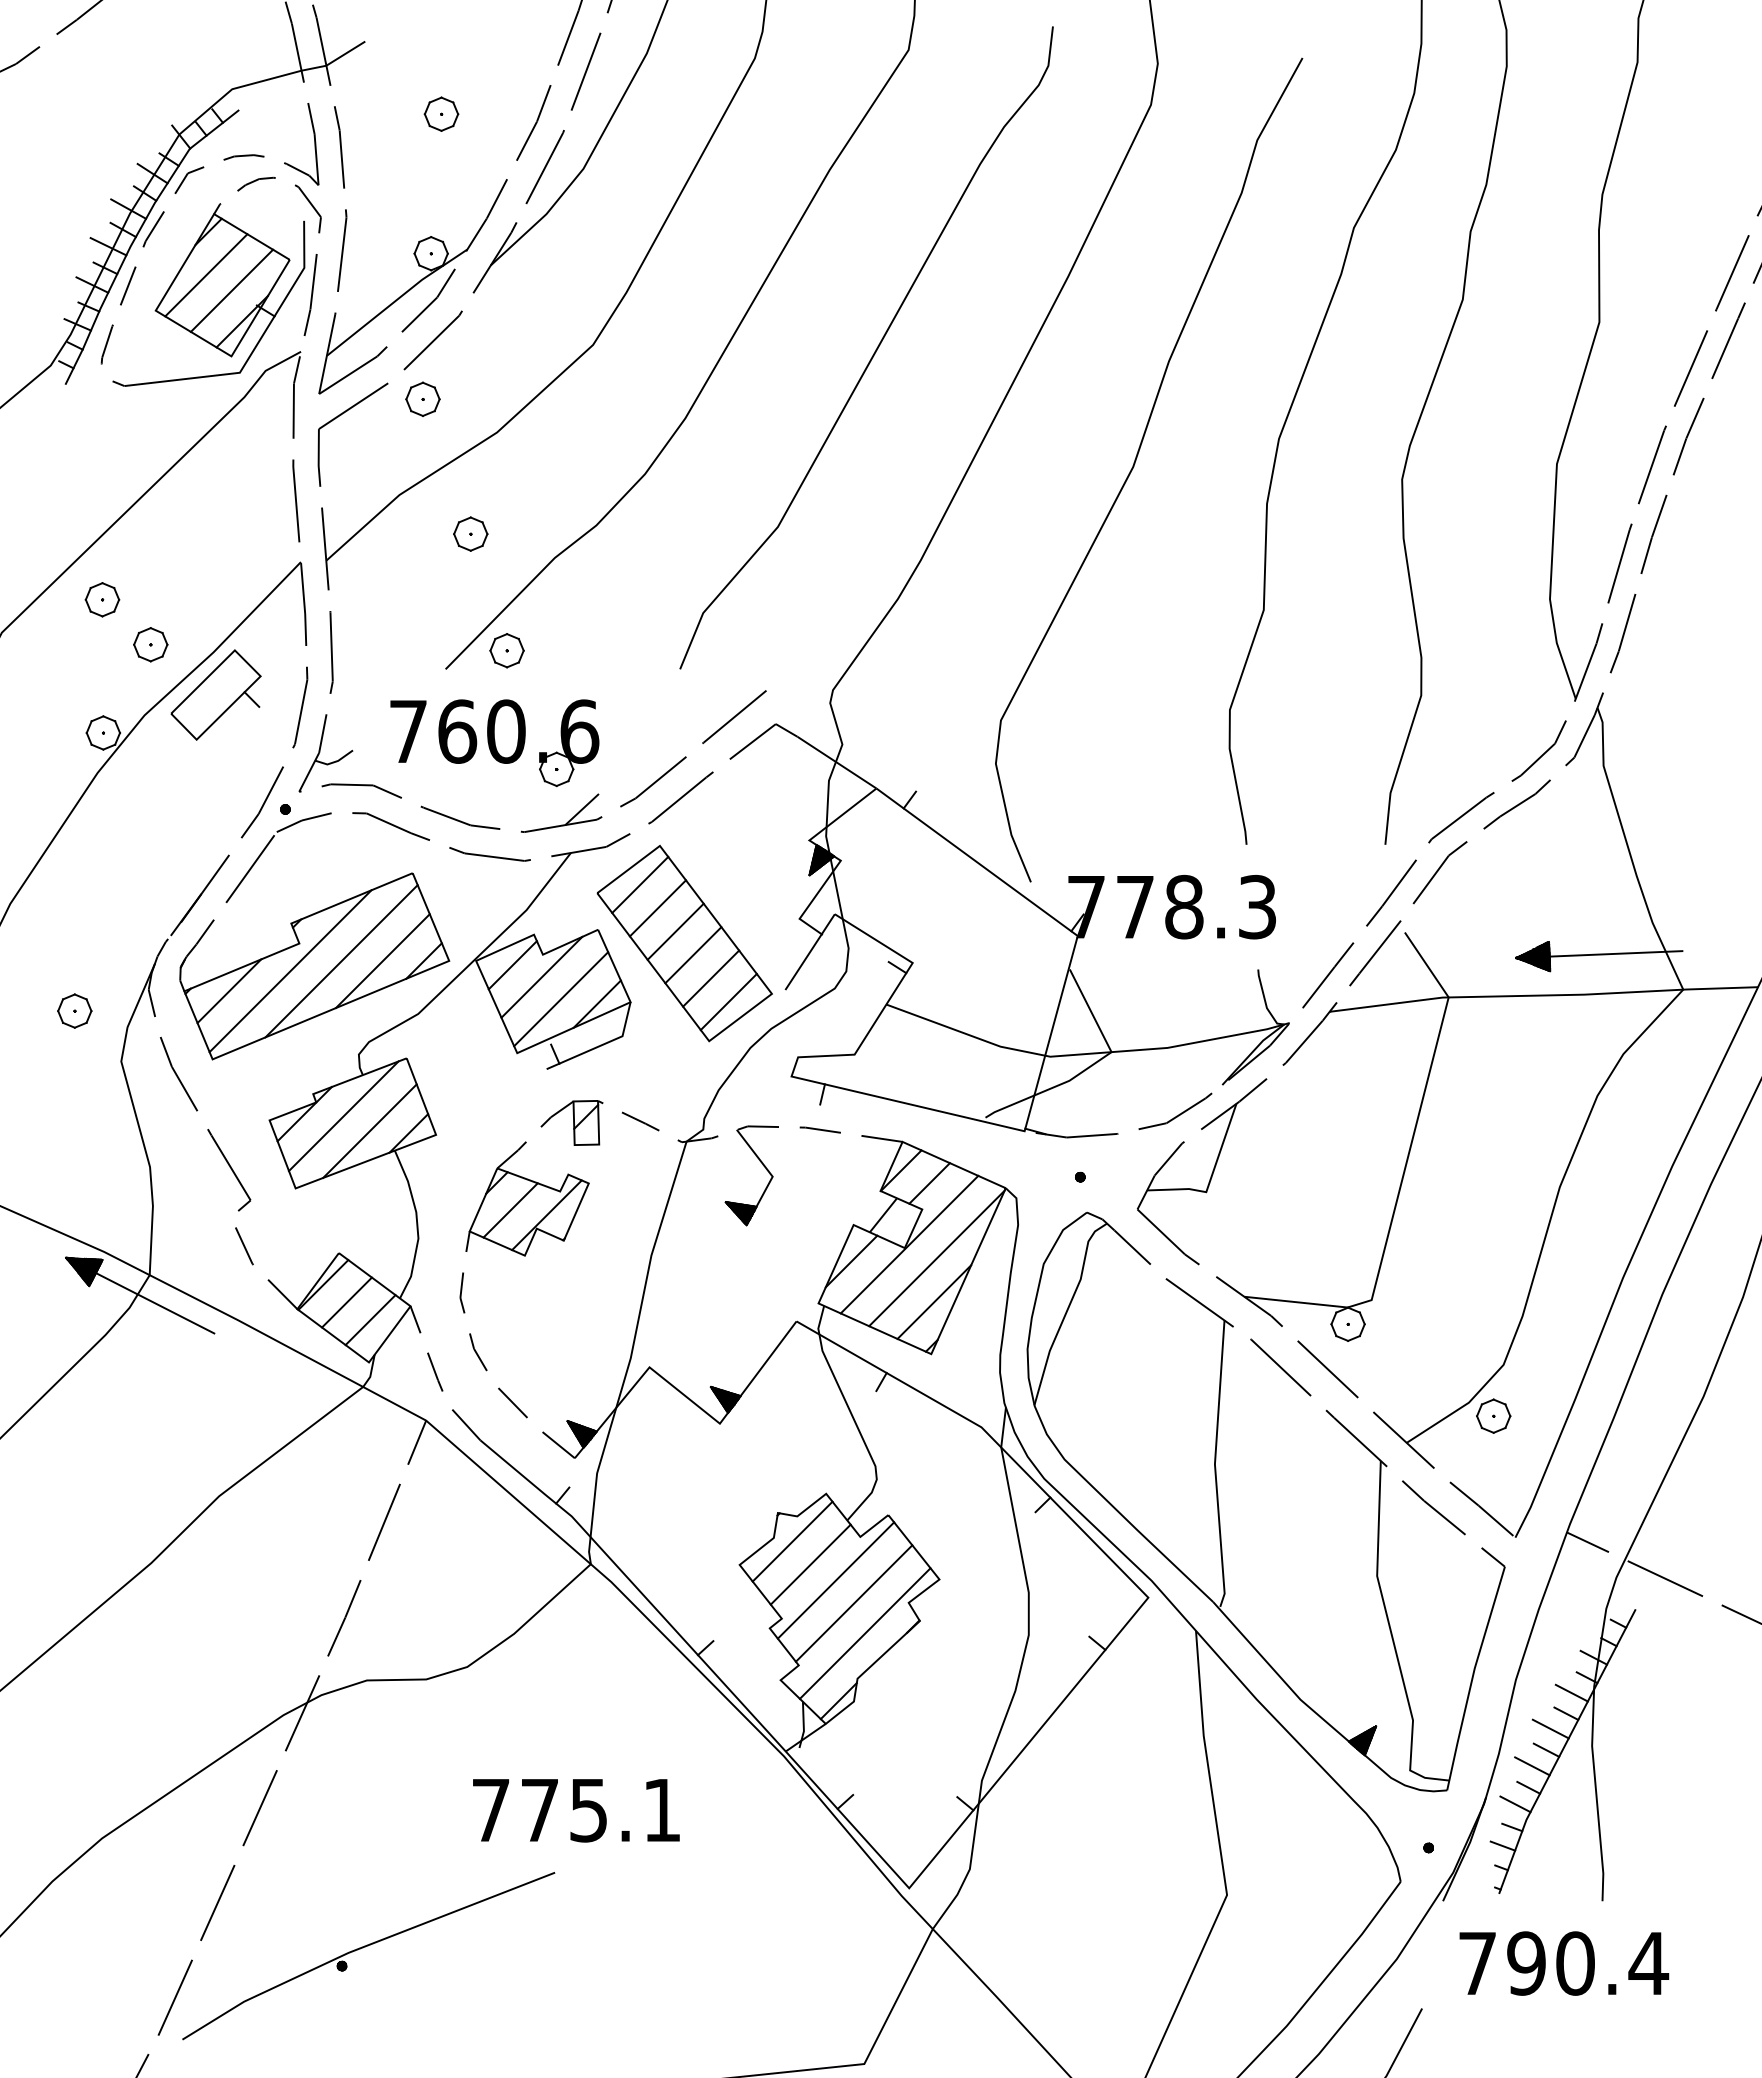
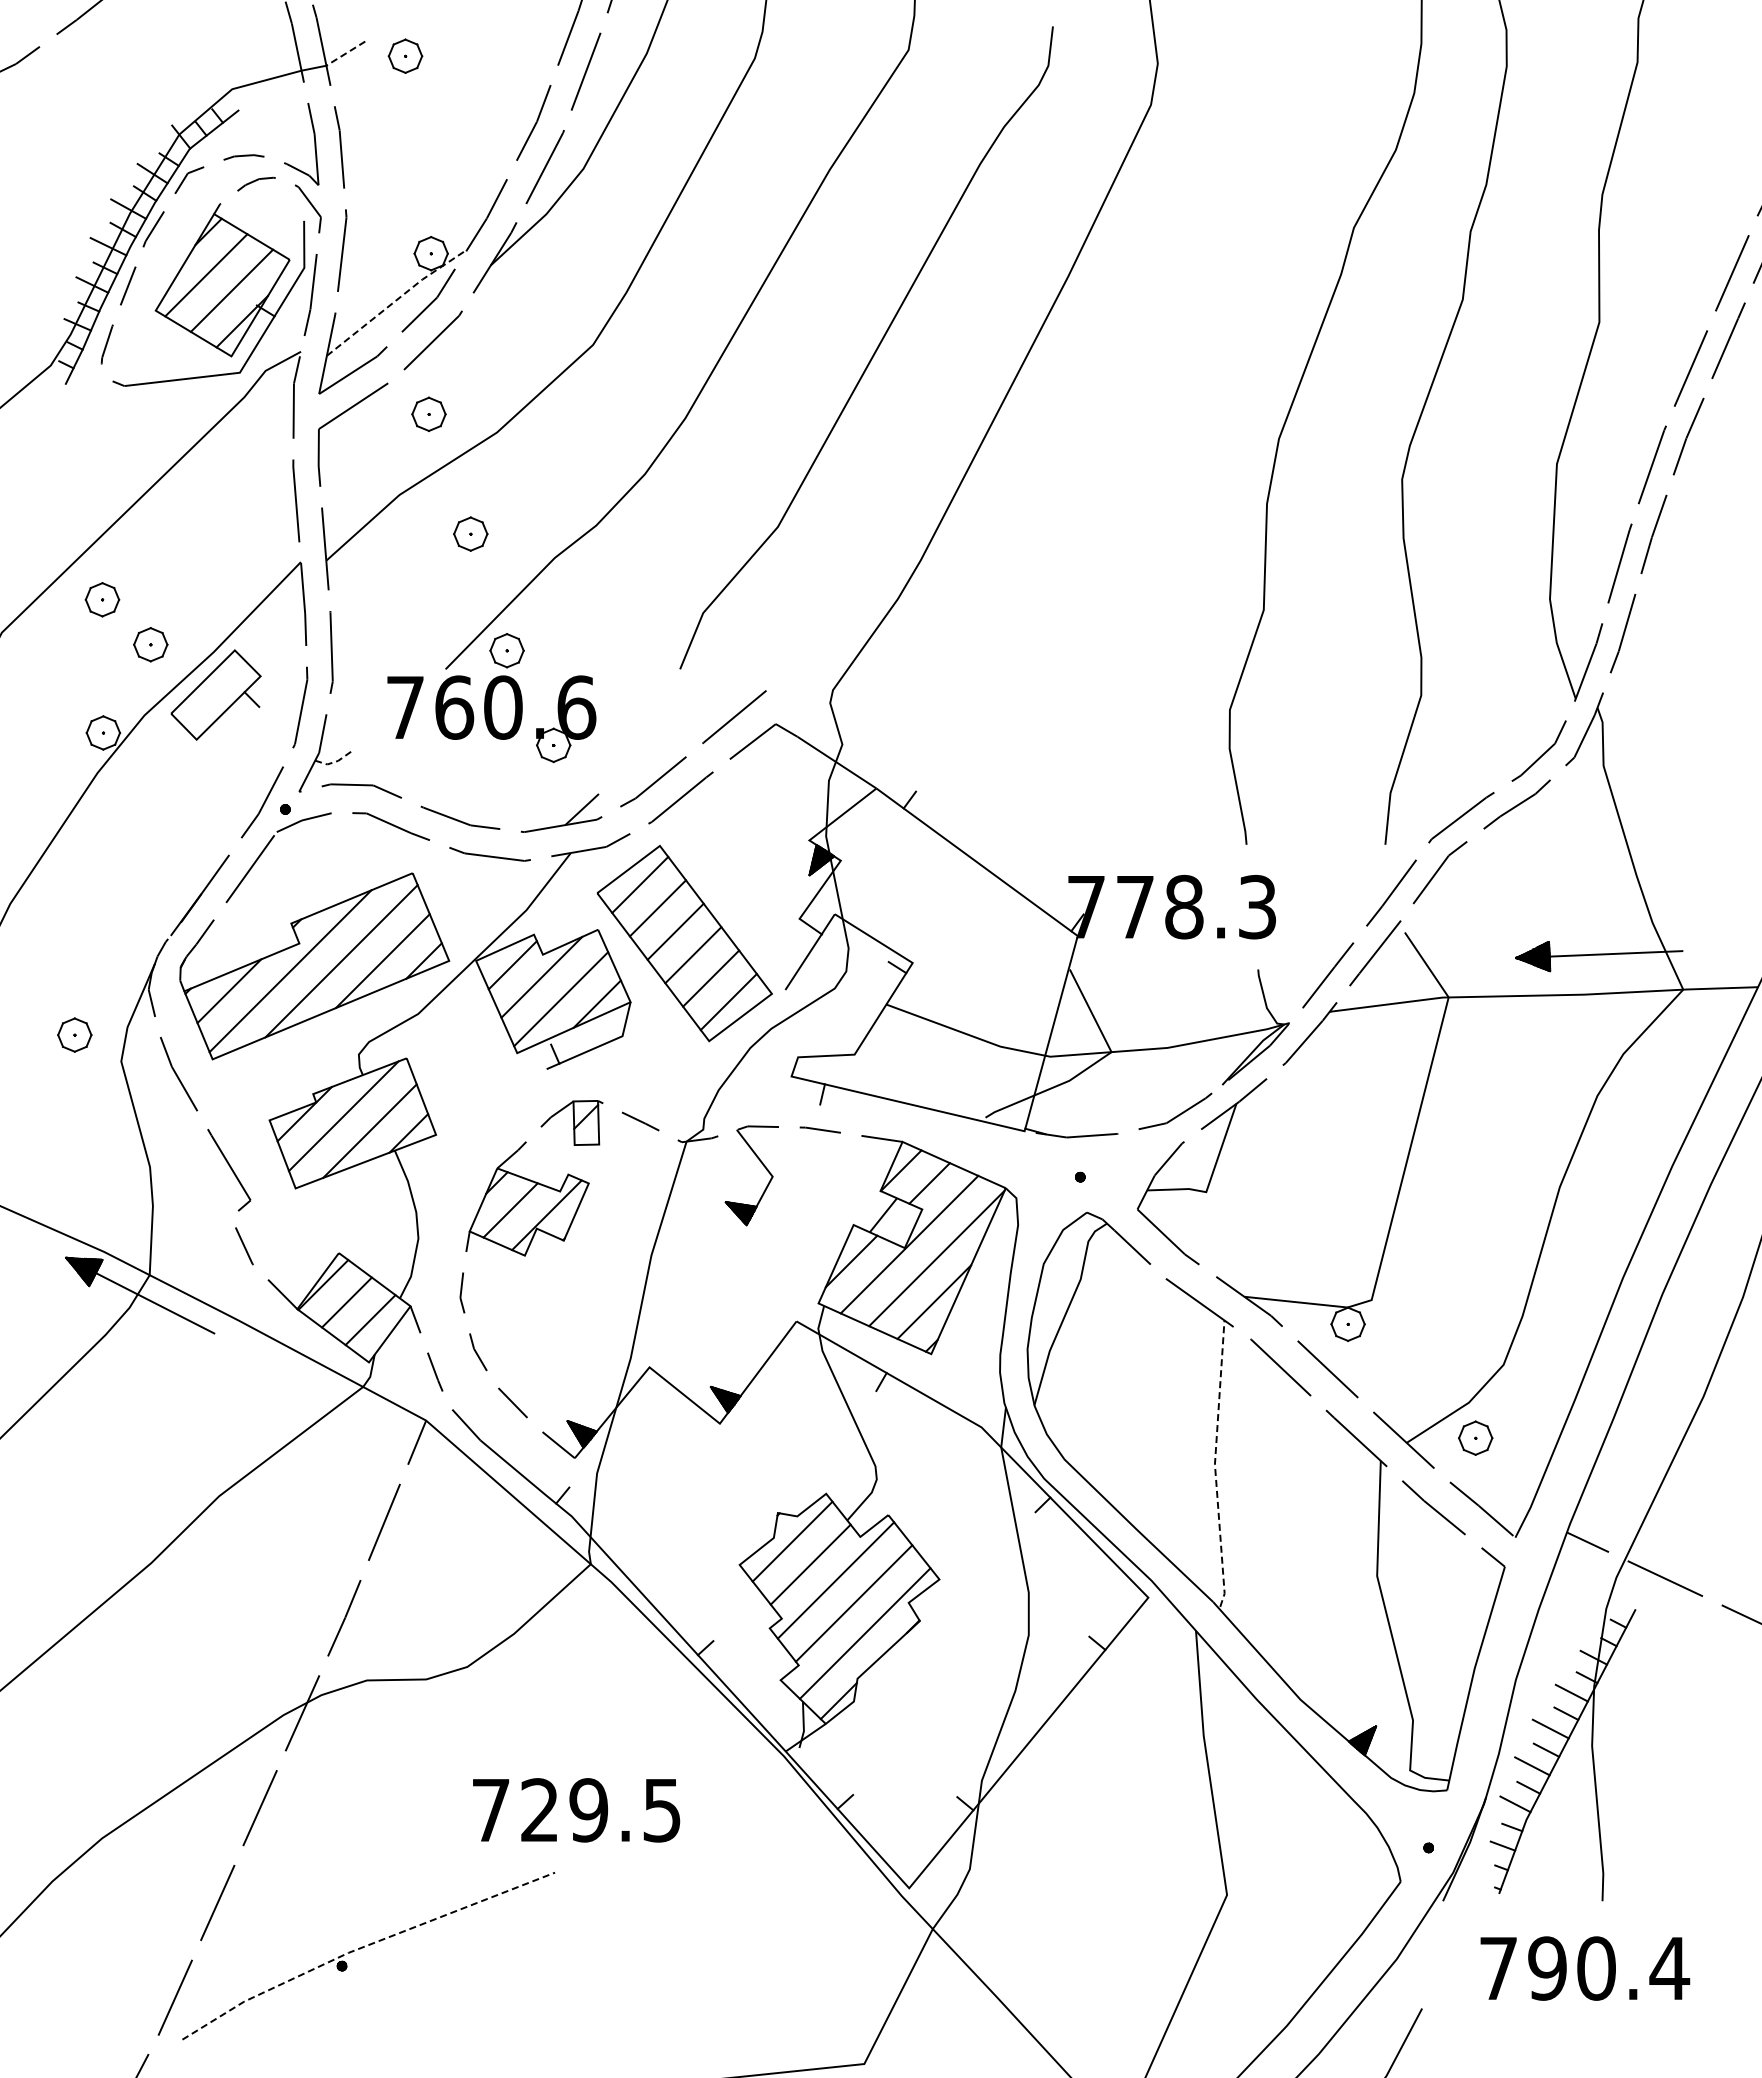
line: solid -> dashed (344, 54)
part position: (441, 113) -> (405, 55) (405, 55)
line: solid -> dashed (396, 300)
part position: (422, 398) -> (428, 413) (428, 413)
curve: present -> none (1135, 463)
part position: (494, 743) -> (491, 719) (491, 719)
line: solid -> dashed (335, 761)
part position: (74, 1010) -> (74, 1034) (74, 1034)
part position: (1493, 1415) -> (1475, 1437) (1475, 1437)
line: solid -> dashed (1214, 1464)
text: 775.1 -> 729.5 (600, 1810)
line: solid -> dashed (363, 1947)
text position: (1564, 1963) -> (1585, 1968) (1585, 1968)
